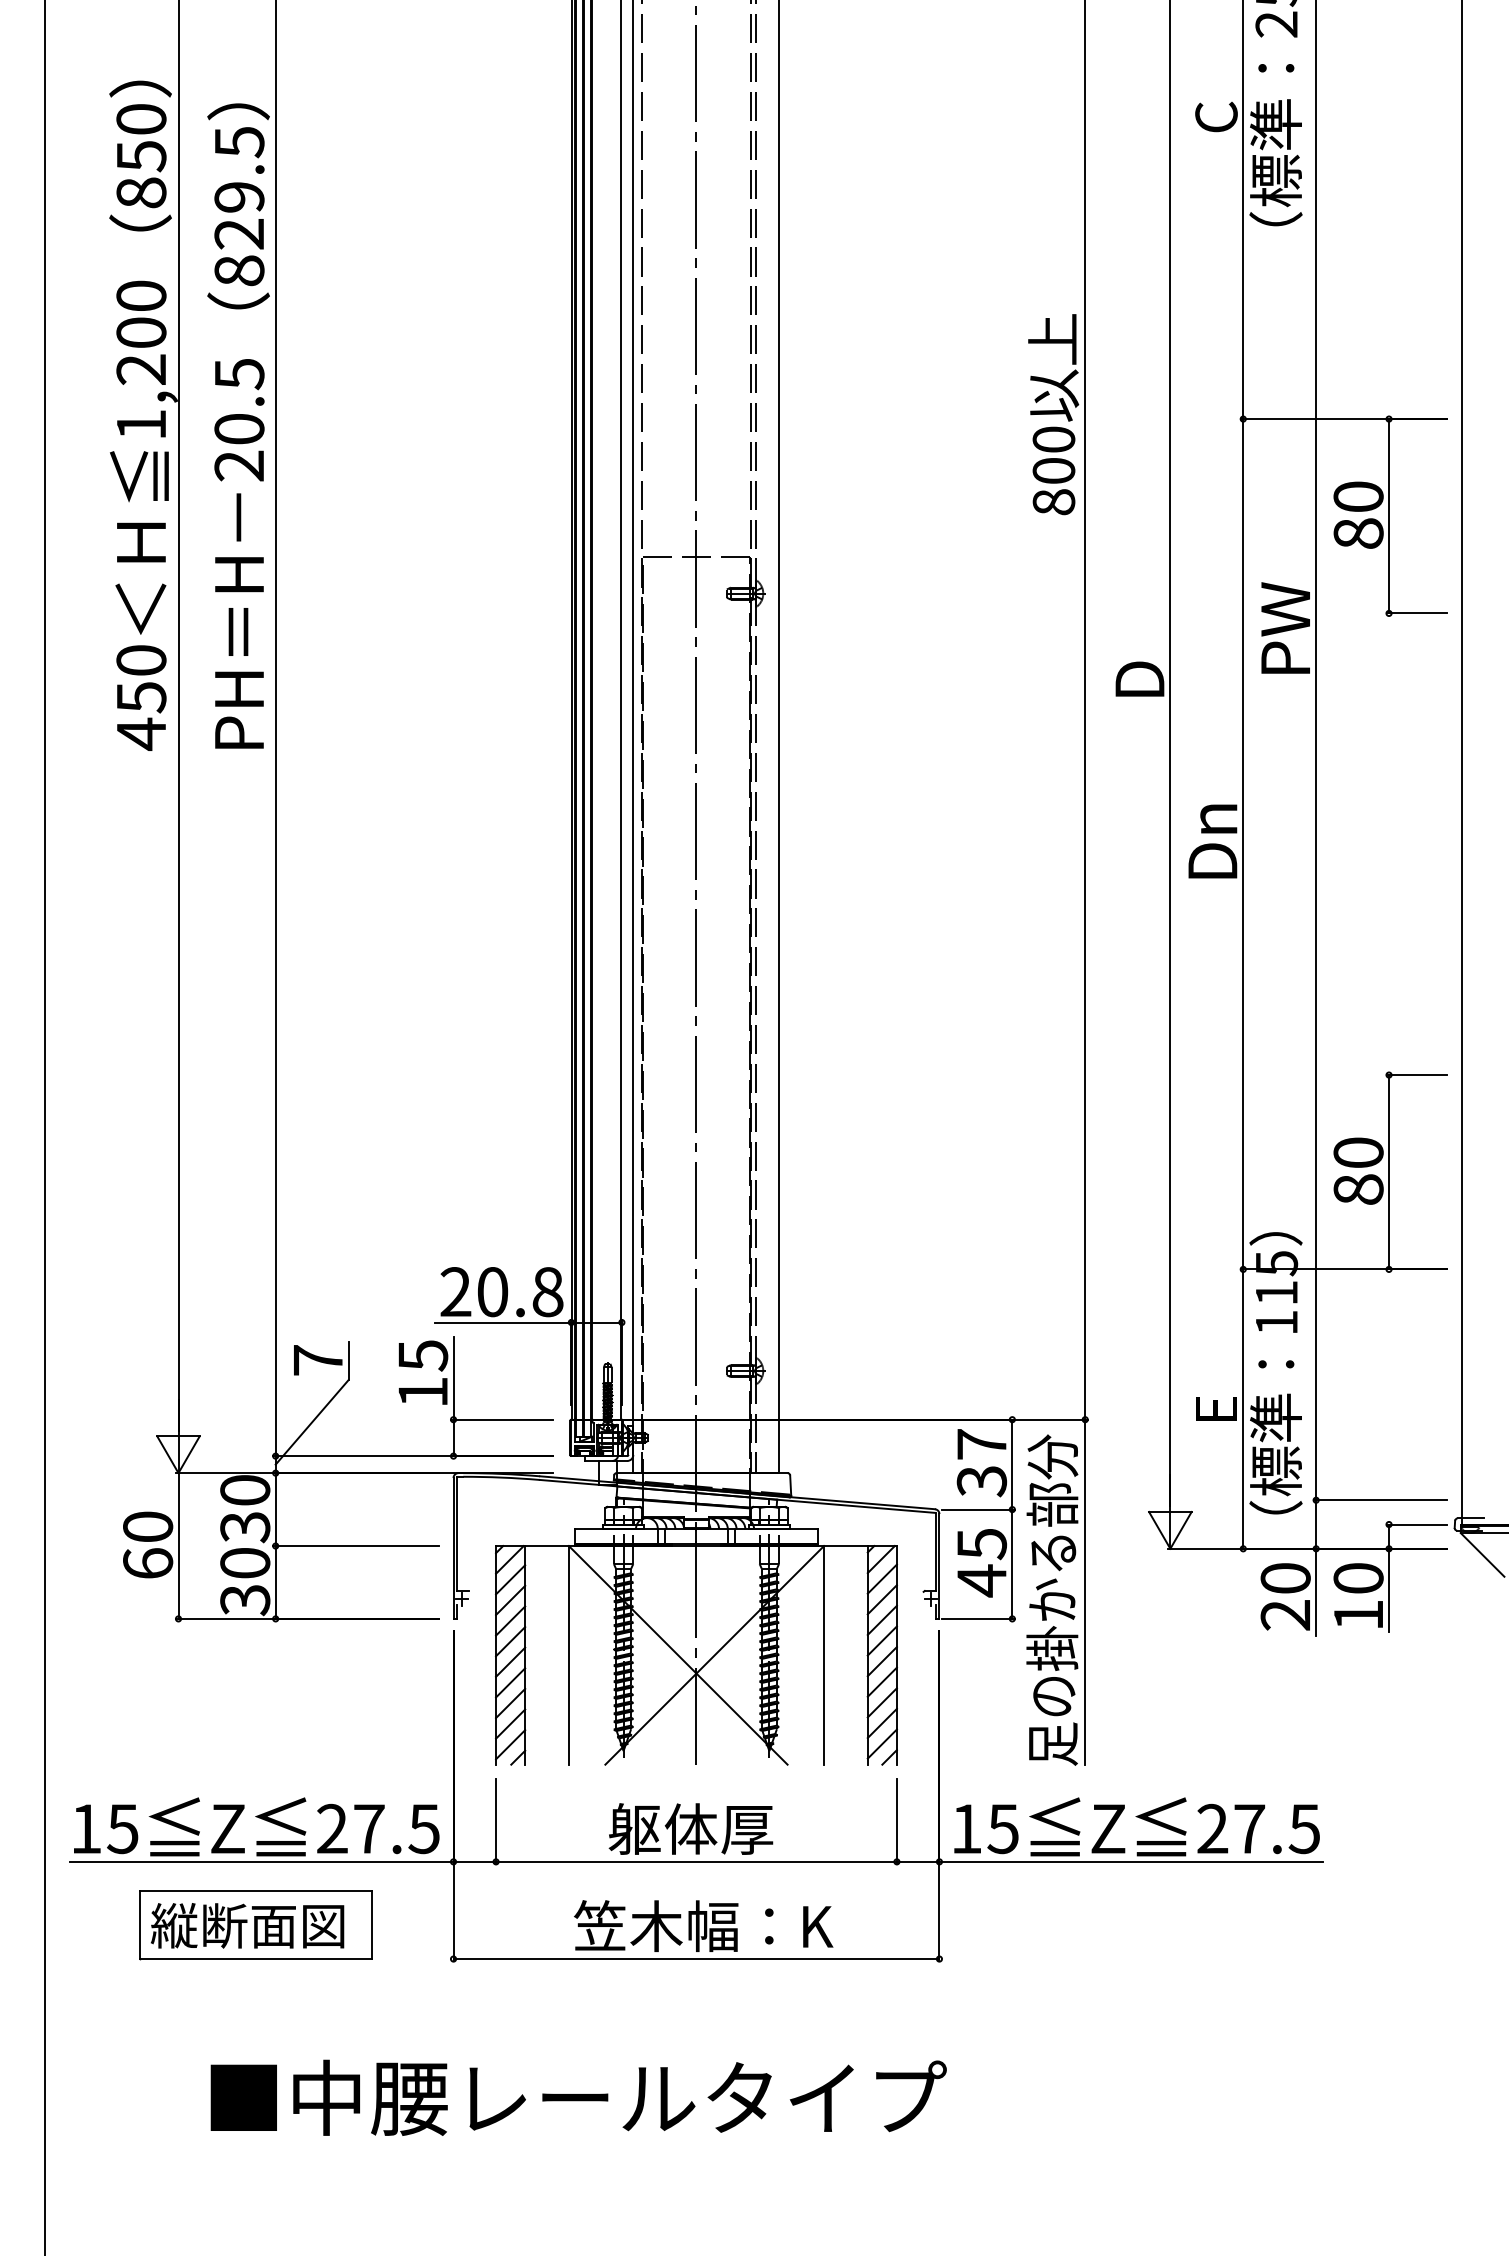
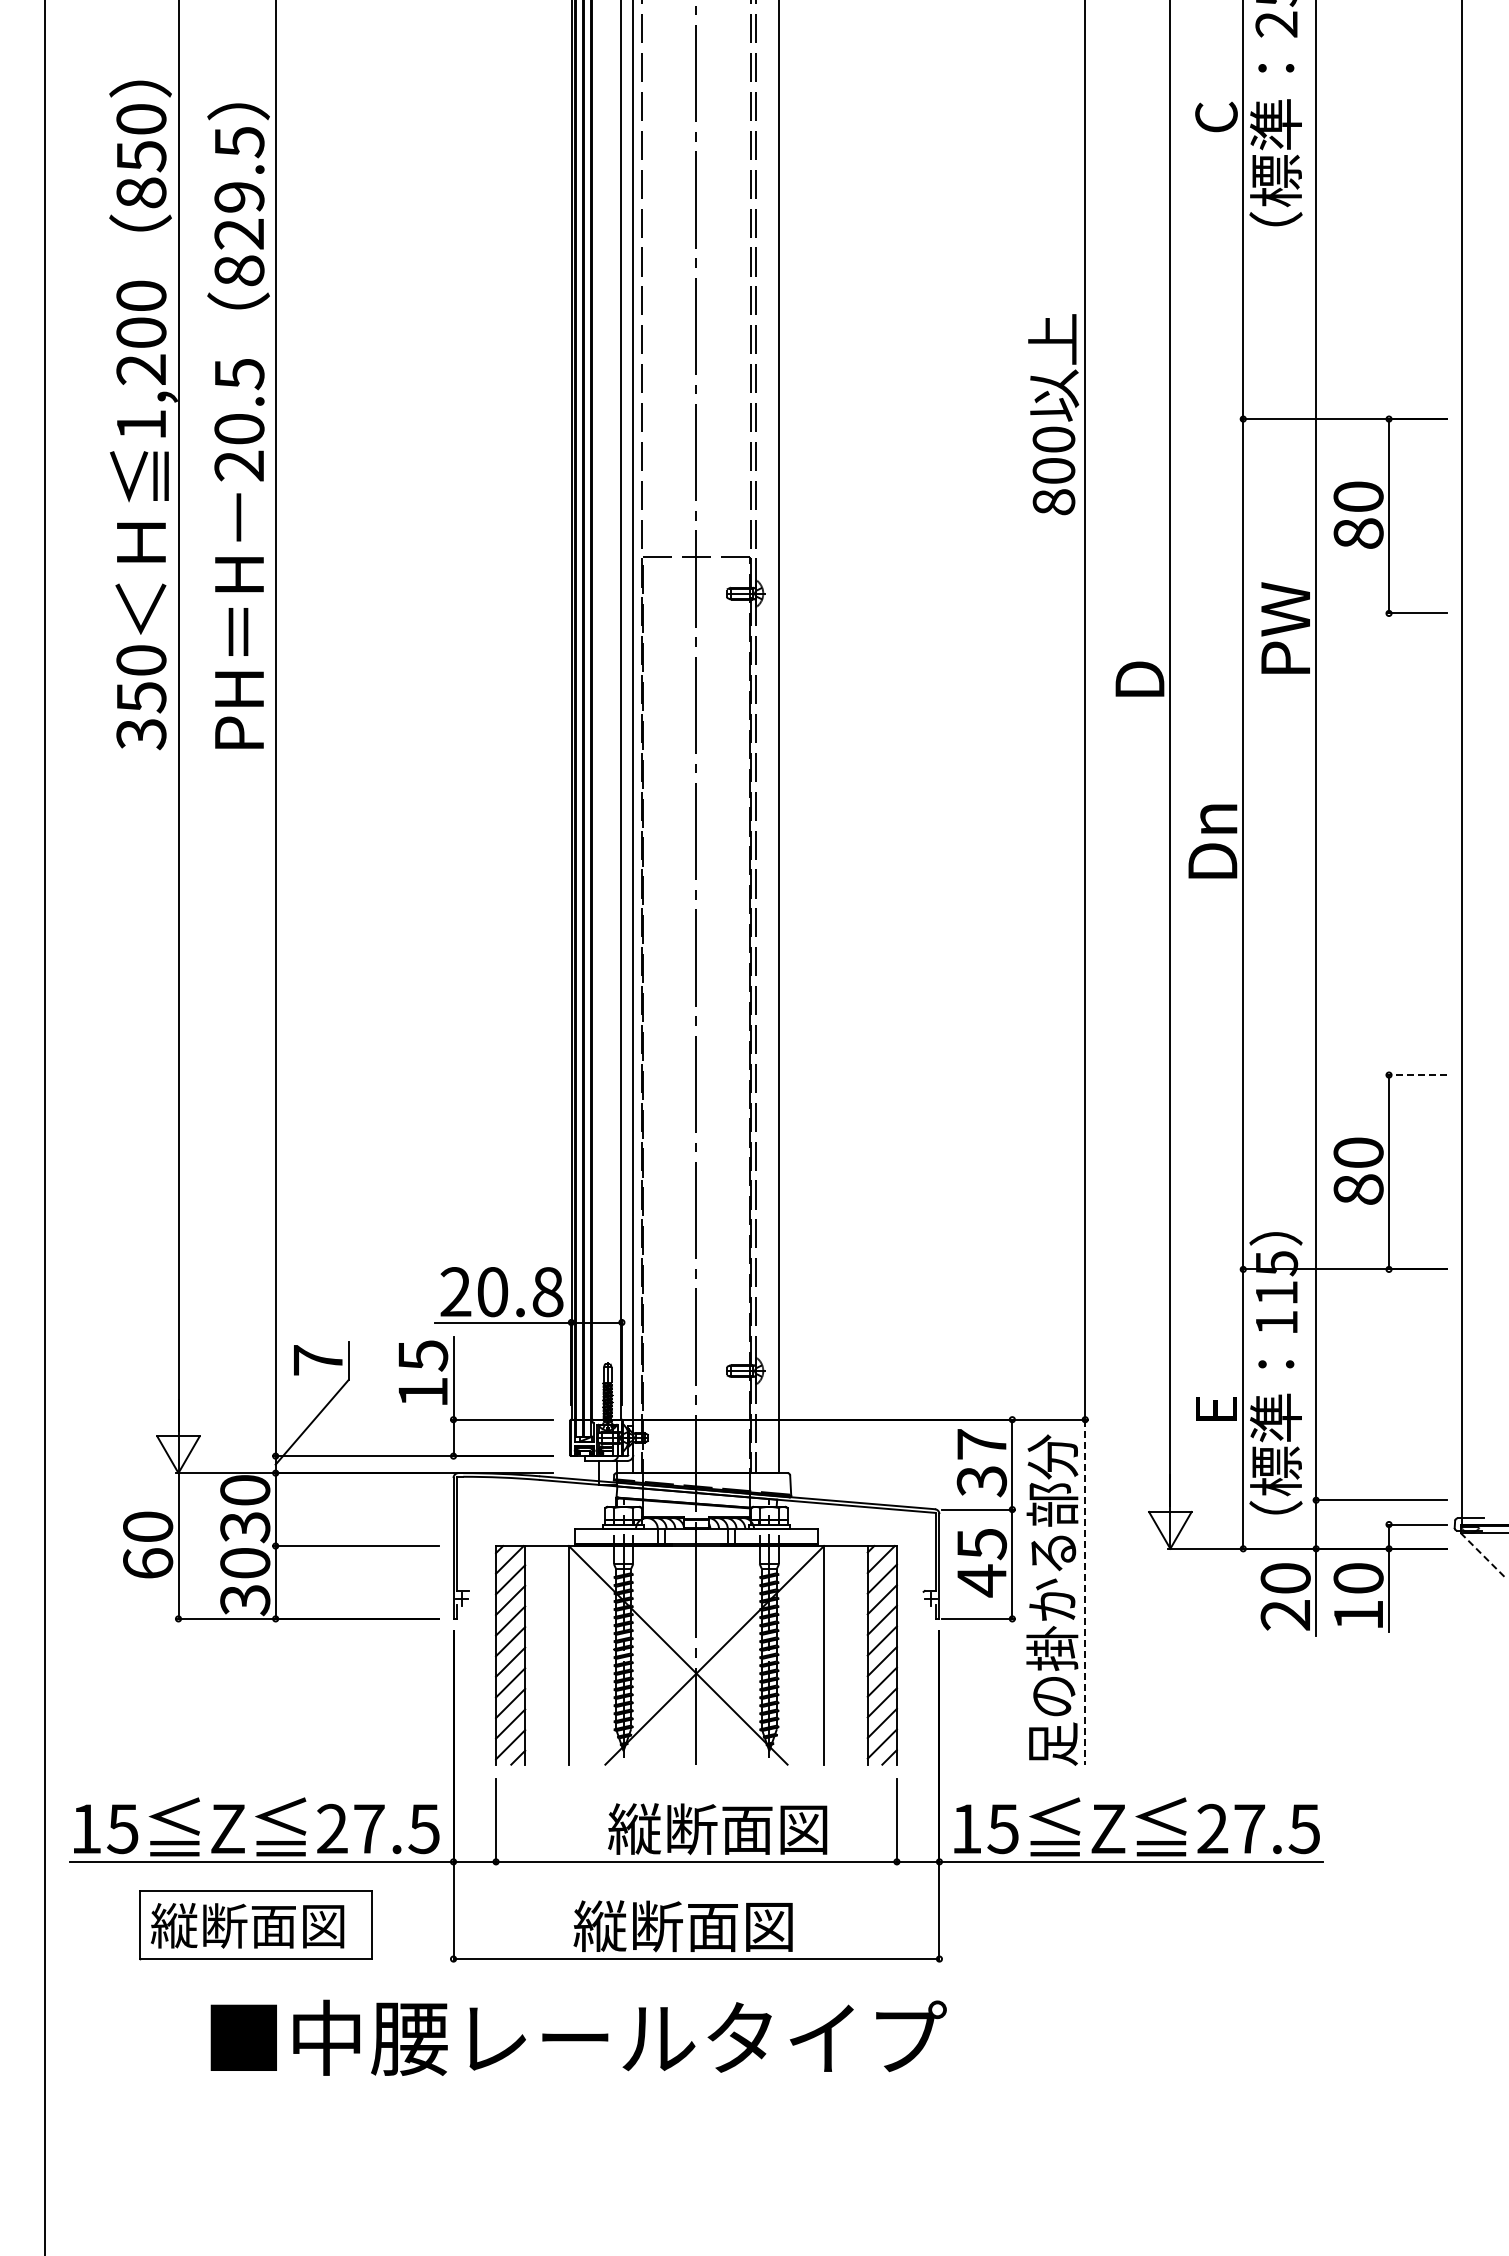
text: 450 -> 350 (141, 733)
line: solid -> dashed (1416, 1075)
line: solid -> dashed (1482, 1554)
line: solid -> dashed (1085, 1592)
text: 躯体厚 -> 縦断面図 (717, 1829)
text: 笠木幅：K -> 縦断面図 (703, 1926)
text position: (578, 2097) -> (578, 2037) (578, 2037)
